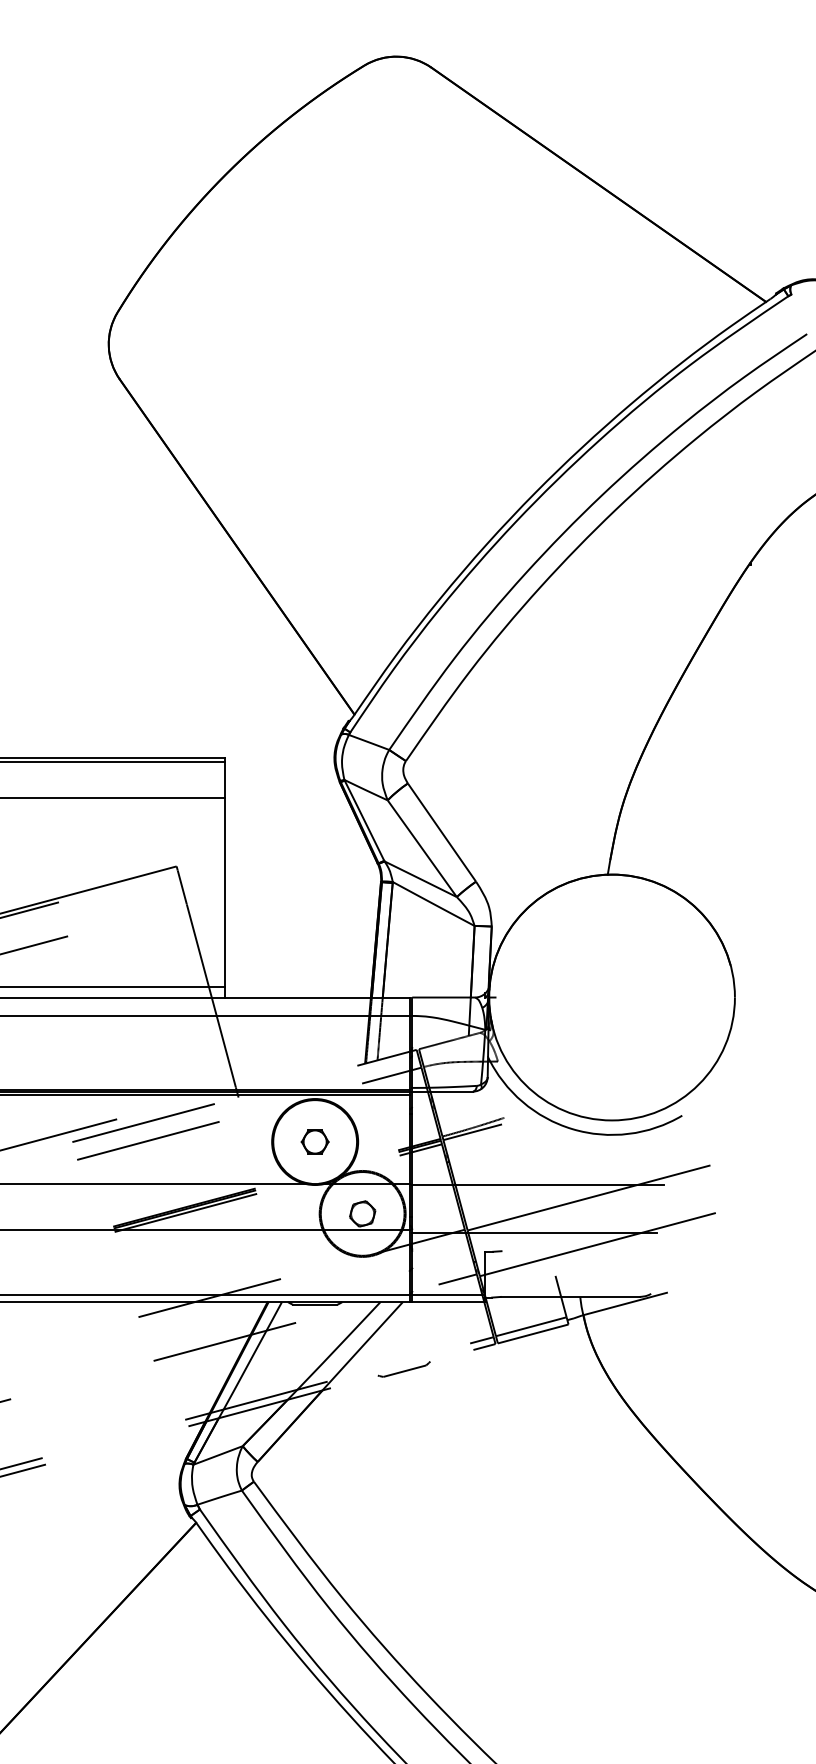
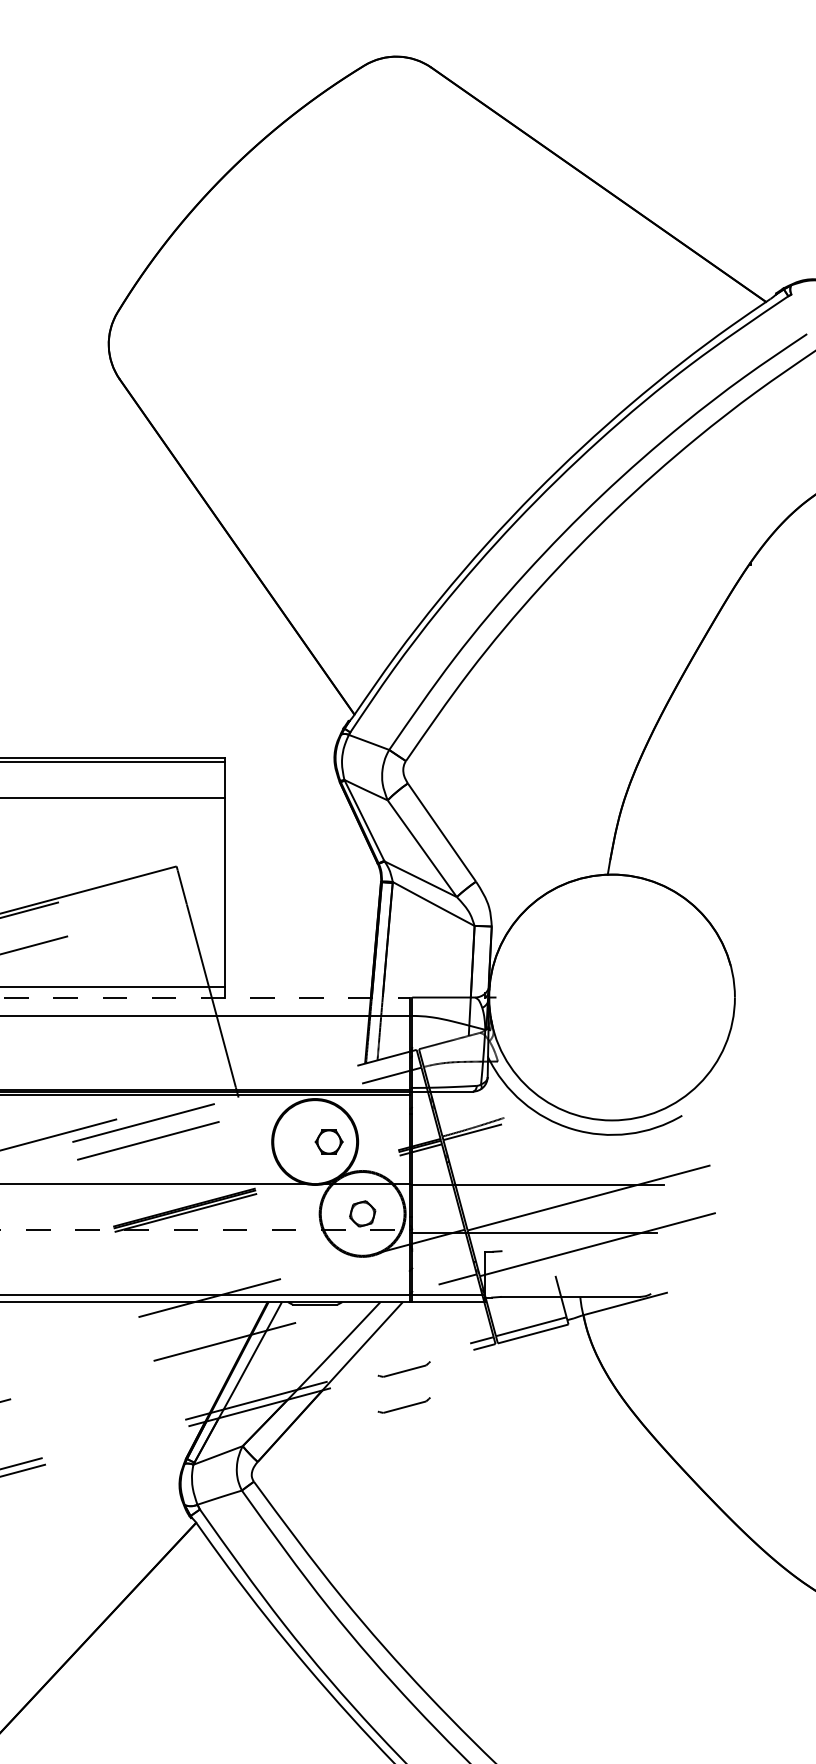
line: solid -> dashed (205, 997)
part position: (314, 1141) -> (328, 1141) (328, 1141)
line: solid -> dashed (205, 1229)
part: none -> present (403, 1405)
